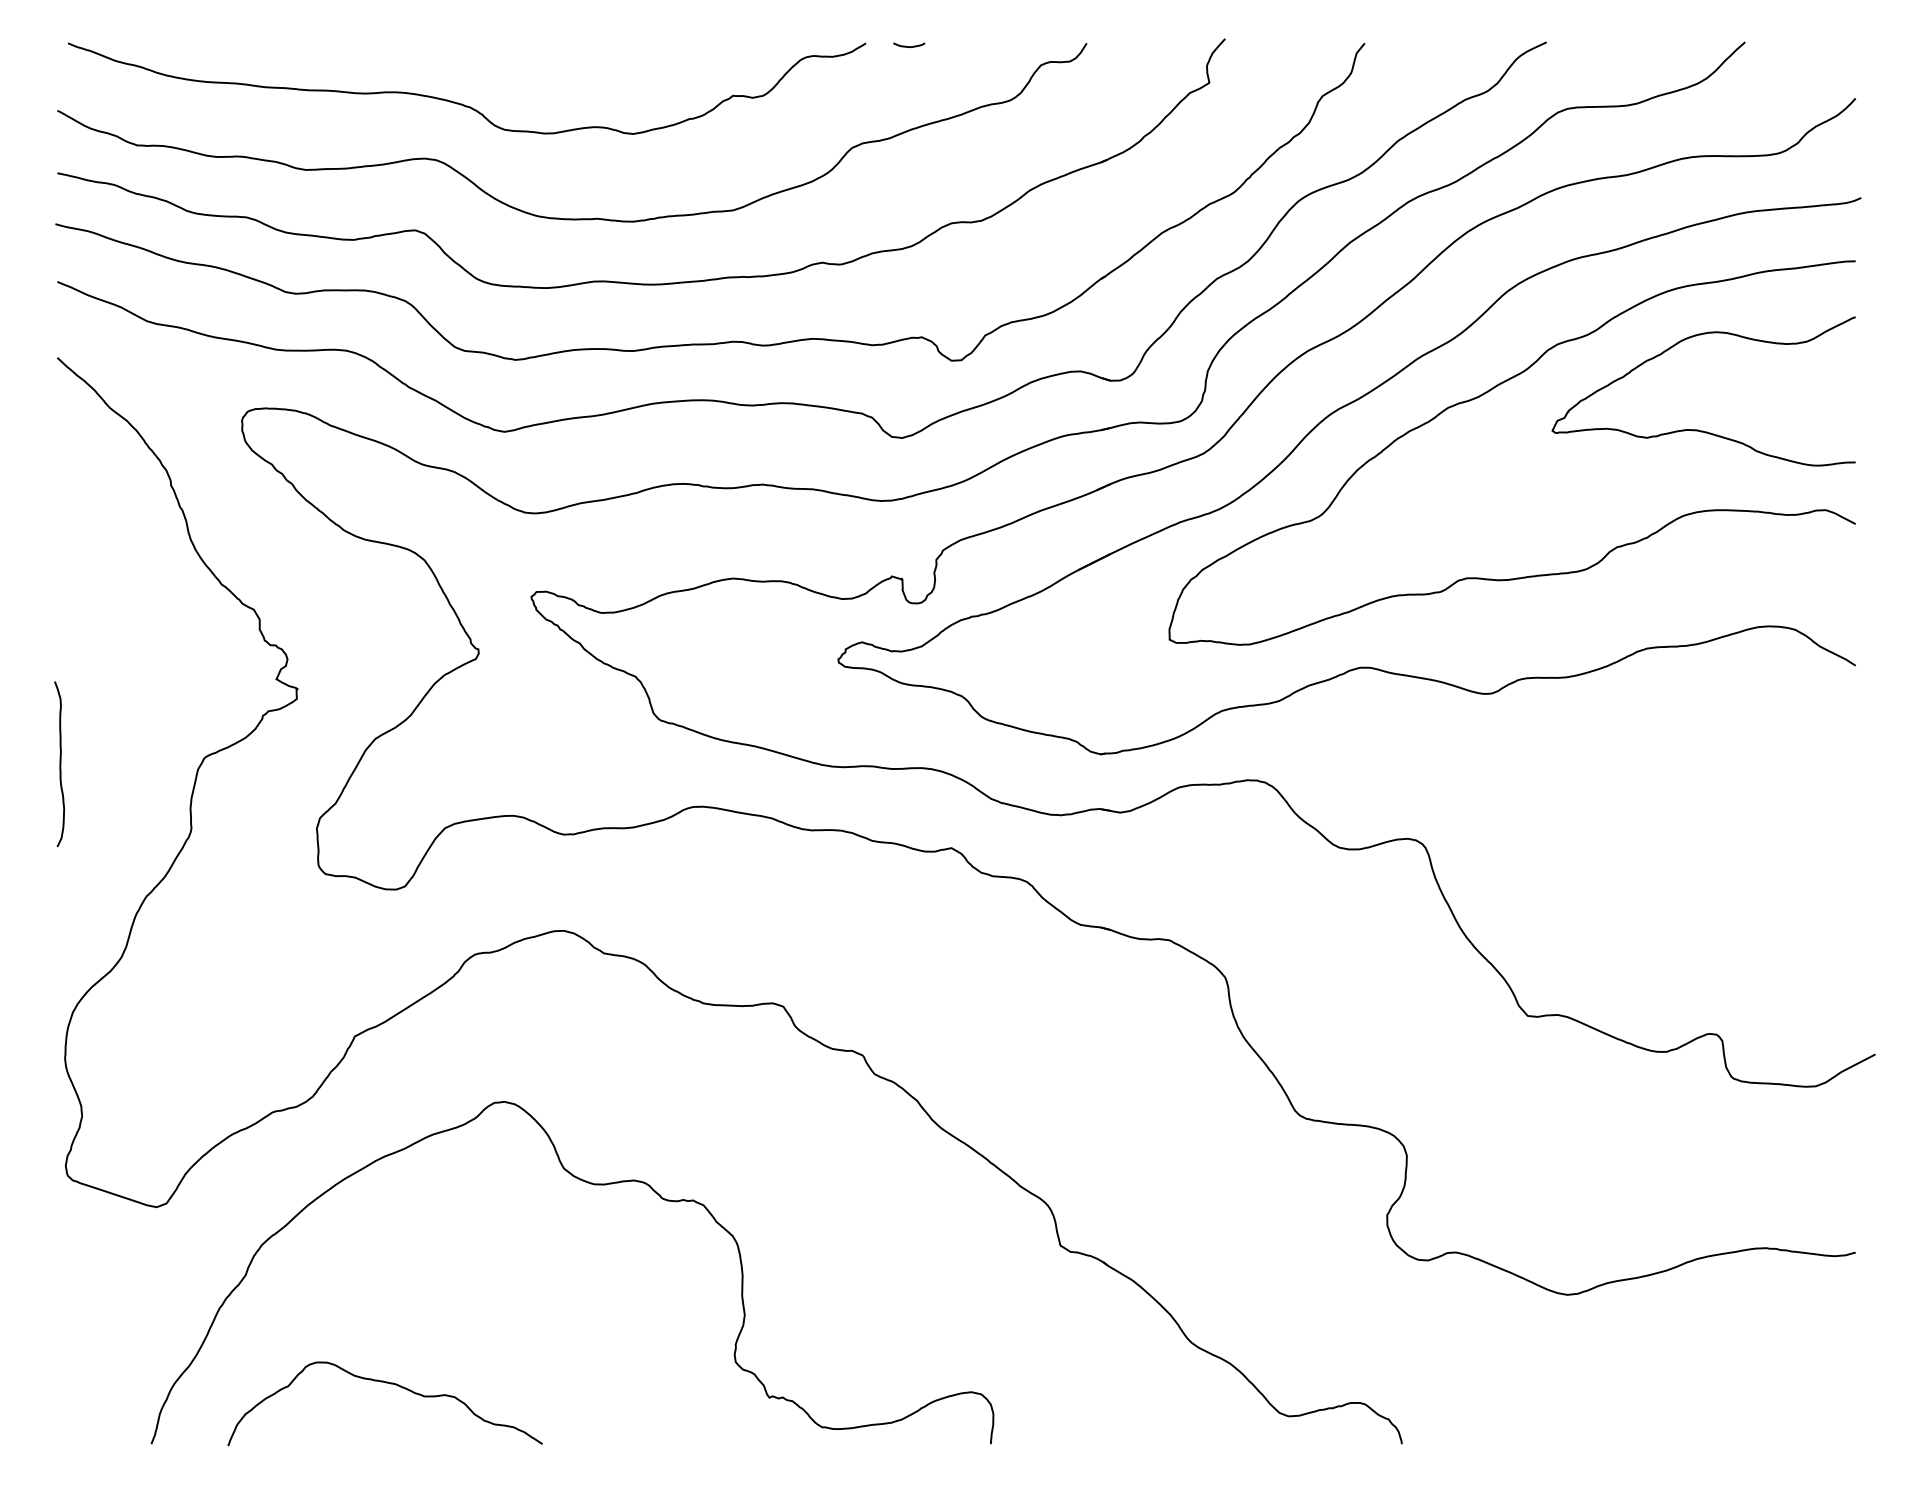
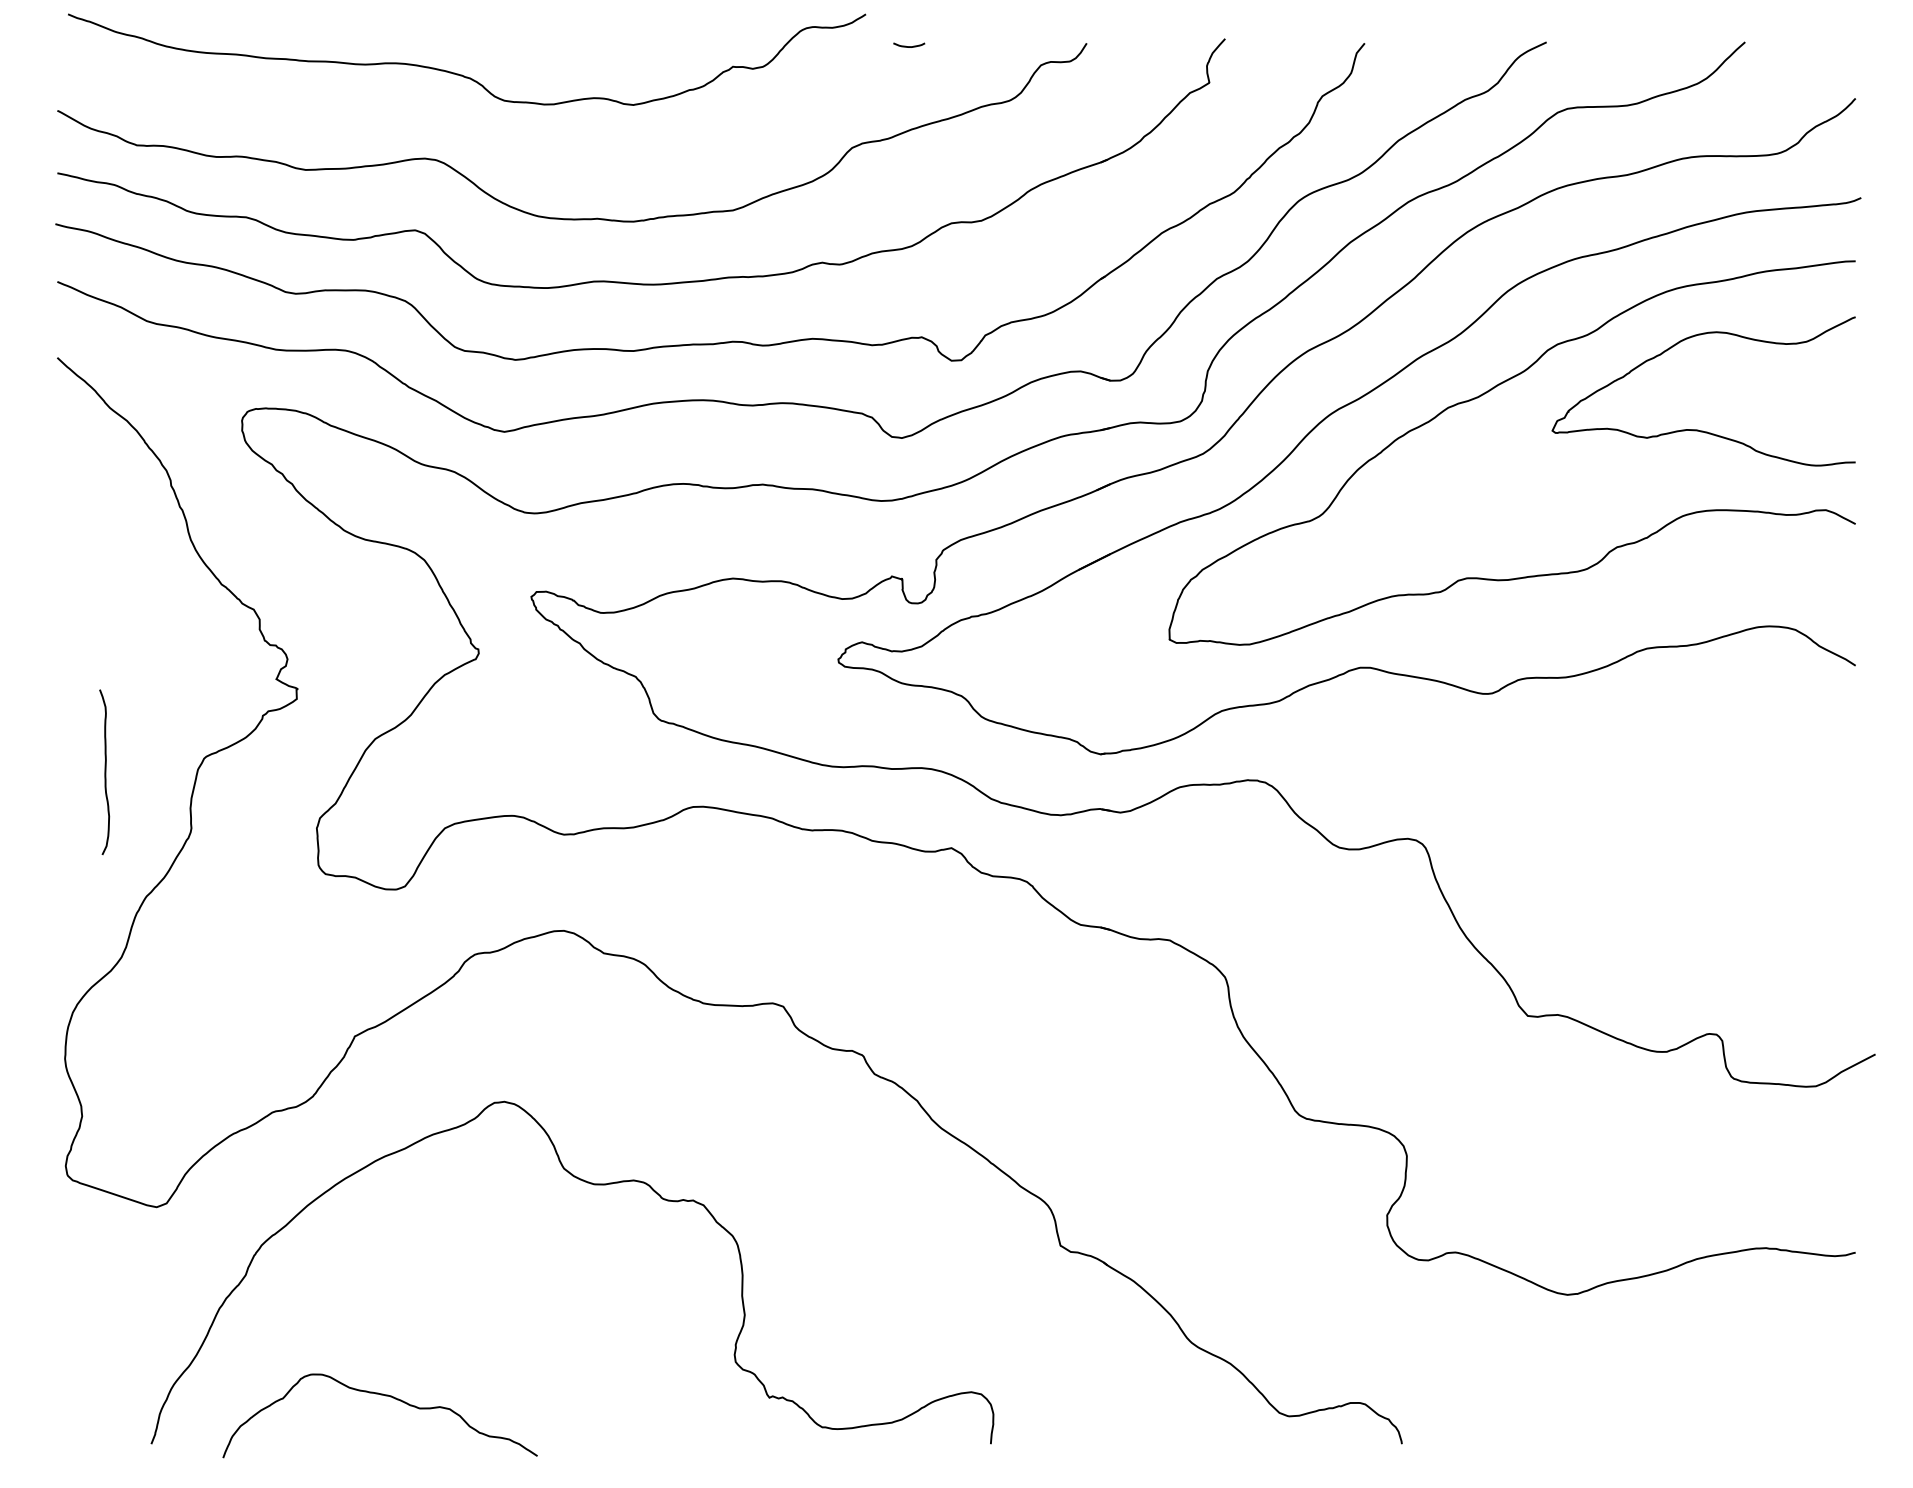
curve position: (462, 103) -> (462, 74) (462, 74)
curve position: (59, 763) -> (104, 771) (104, 771)
curve position: (390, 1384) -> (385, 1396) (385, 1396)
